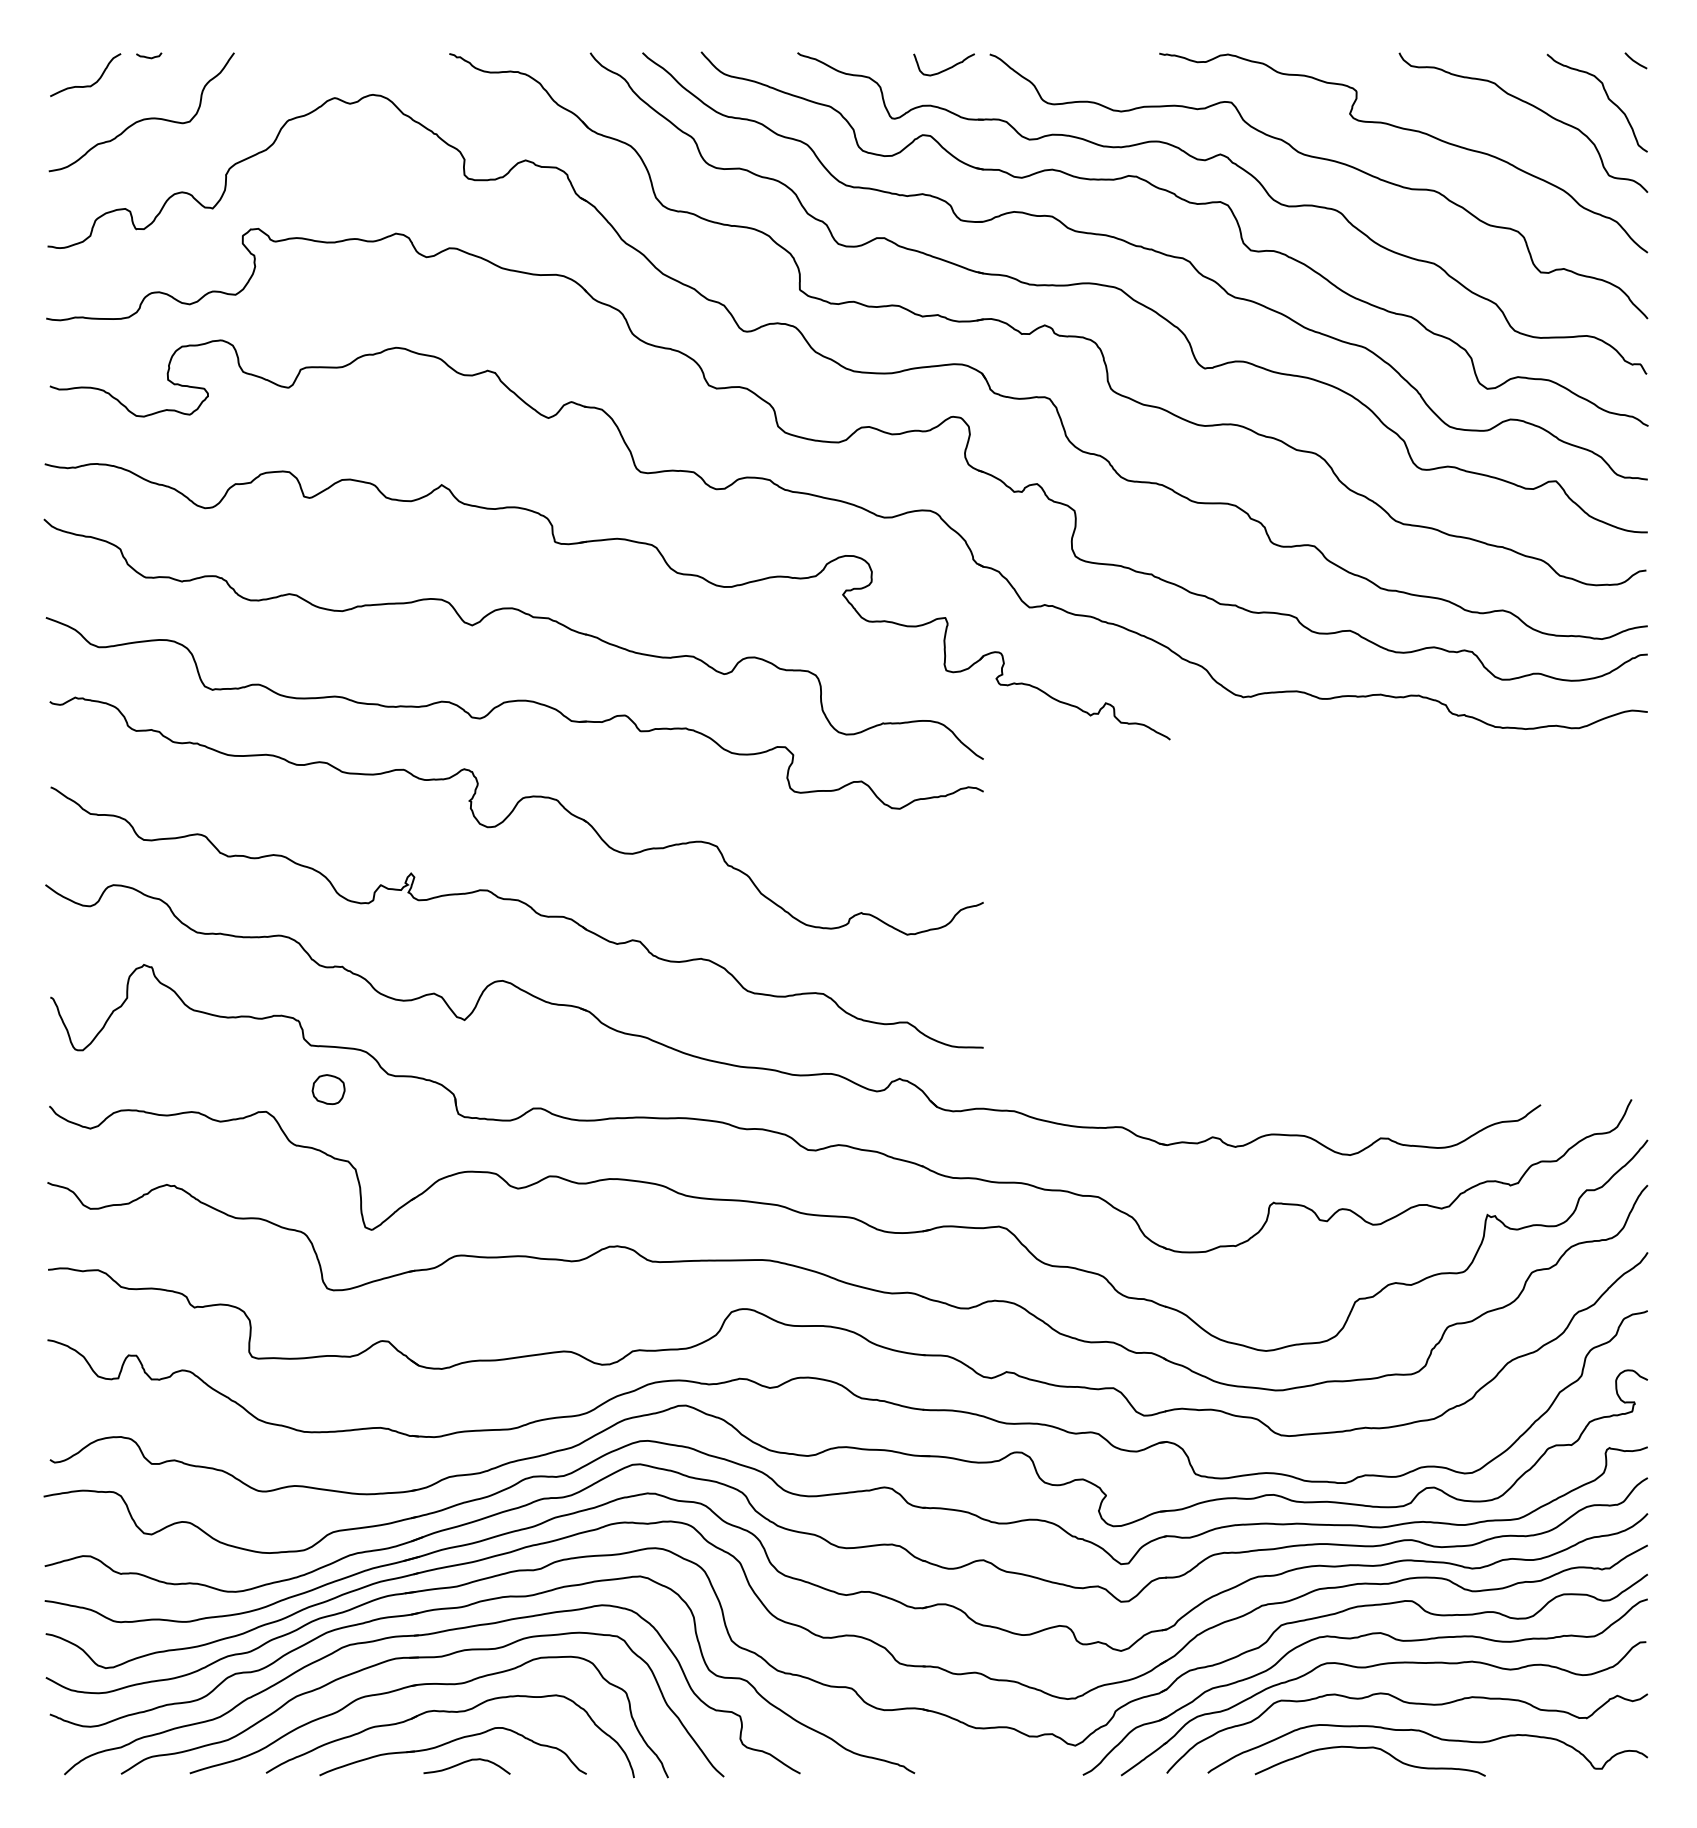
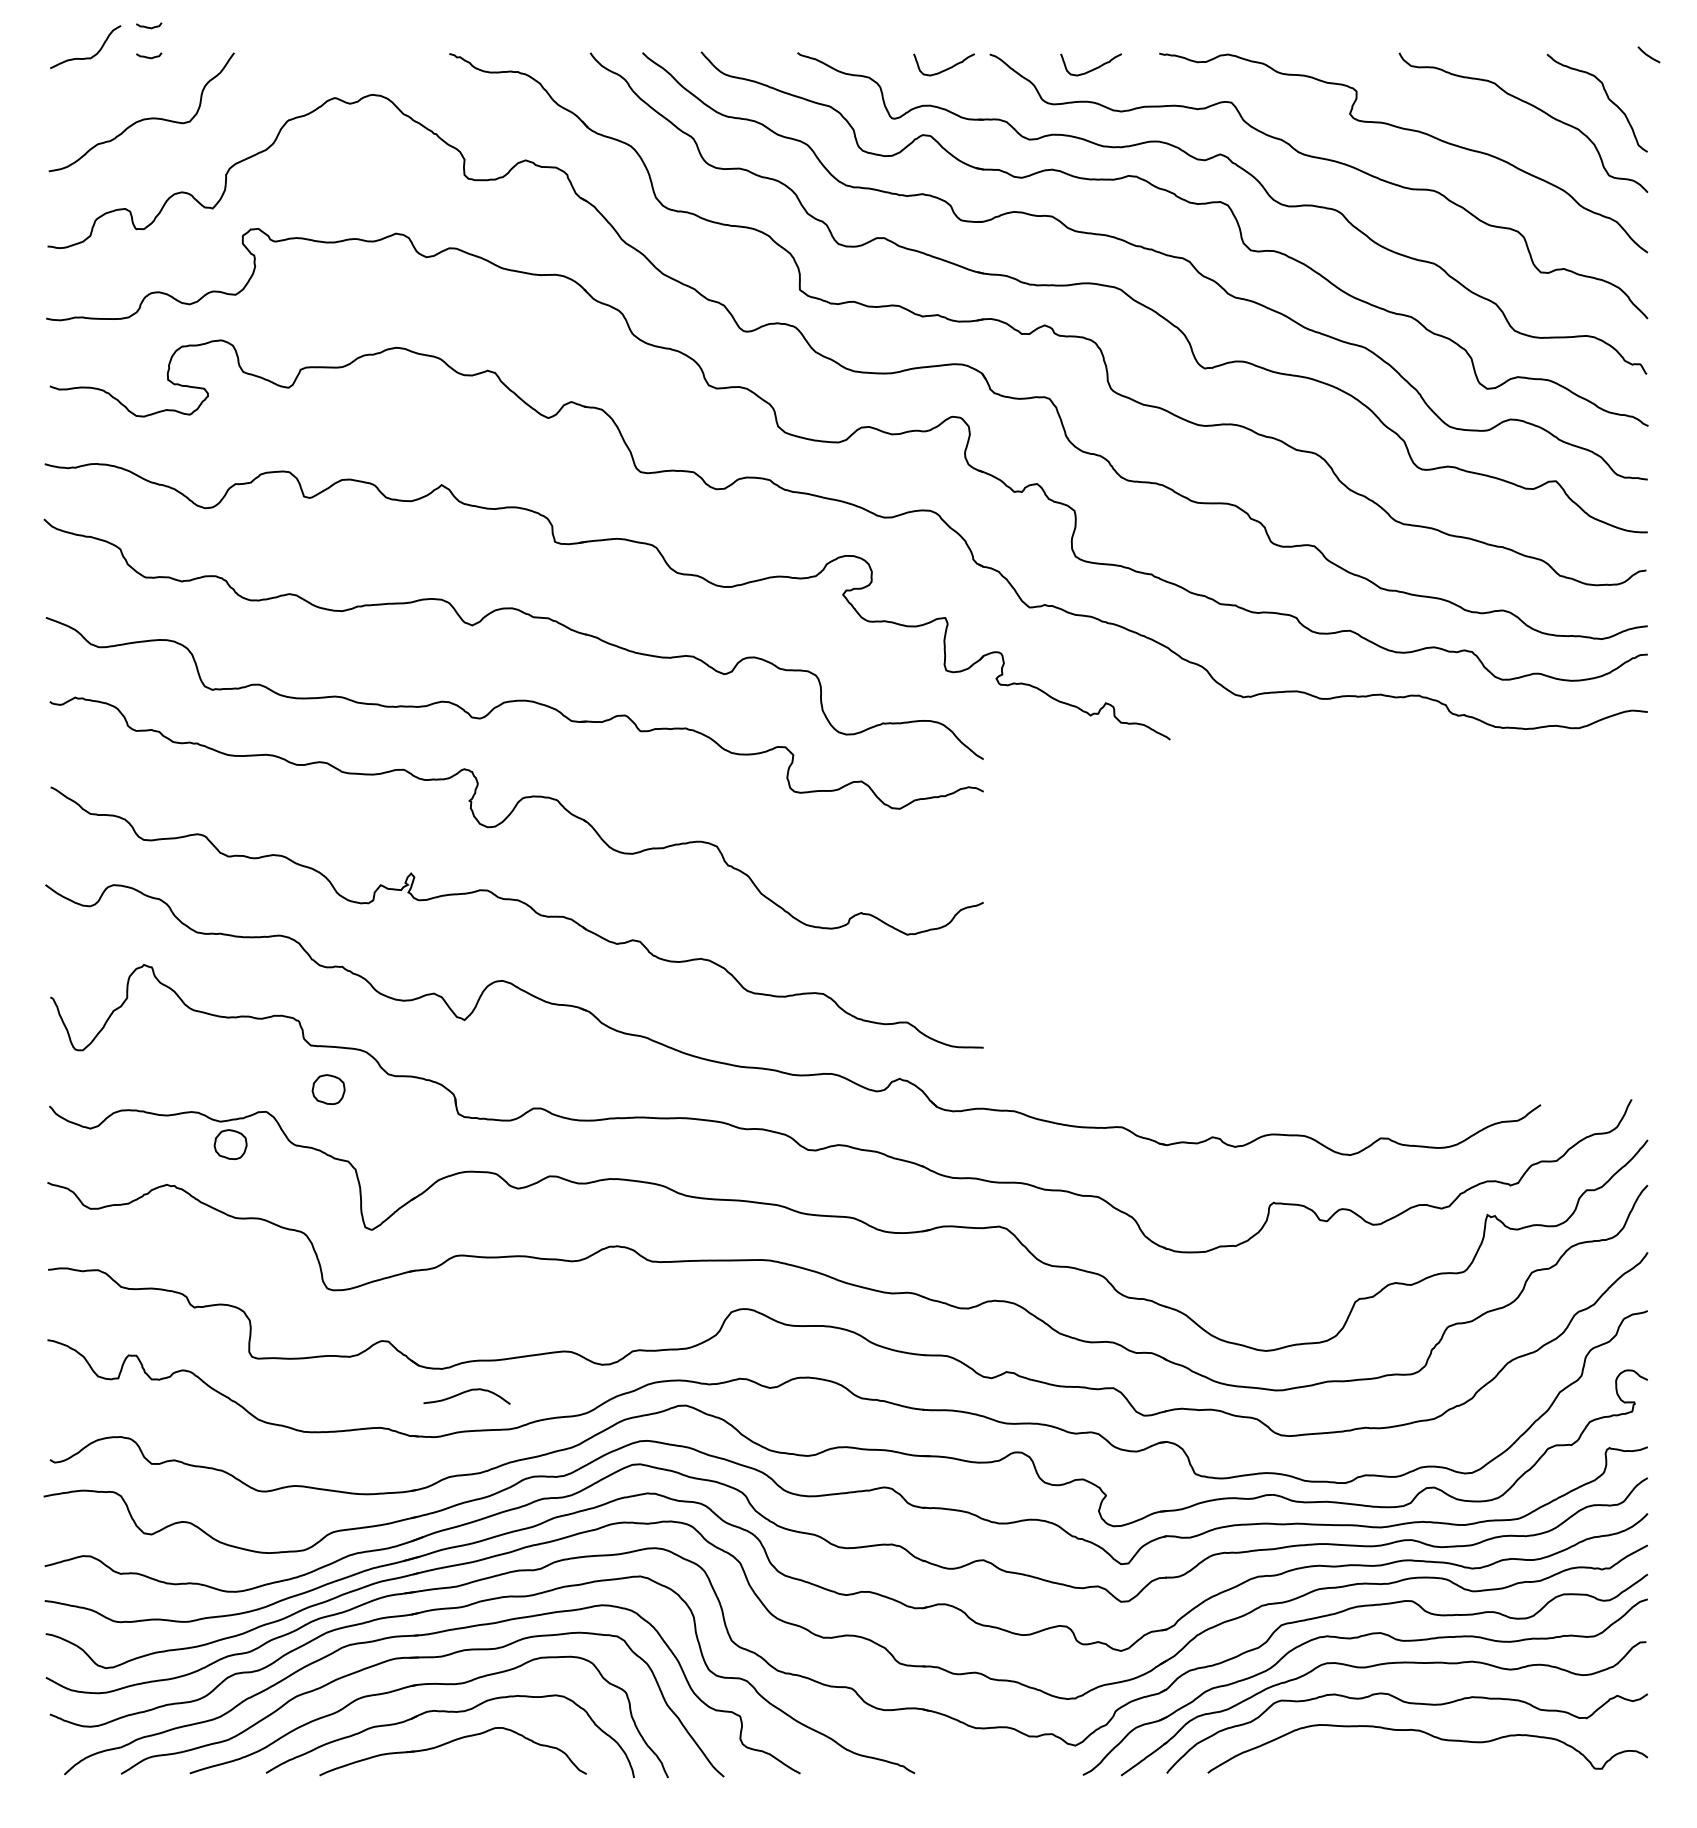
curve: none -> present (148, 26)
curve position: (1635, 60) -> (1648, 54) (1648, 54)
curve: none -> present (1093, 68)
curve position: (85, 85) -> (85, 57) (85, 57)
part: none -> present (230, 1144)
curve: present -> none (1369, 1748)
curve position: (464, 1763) -> (464, 1393) (464, 1393)
